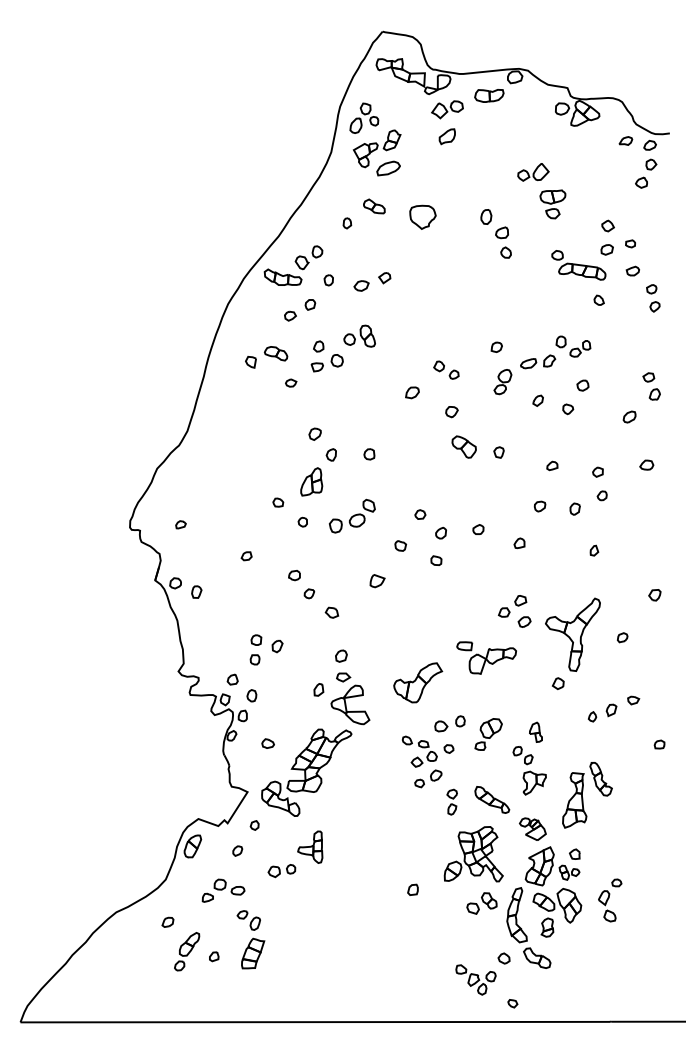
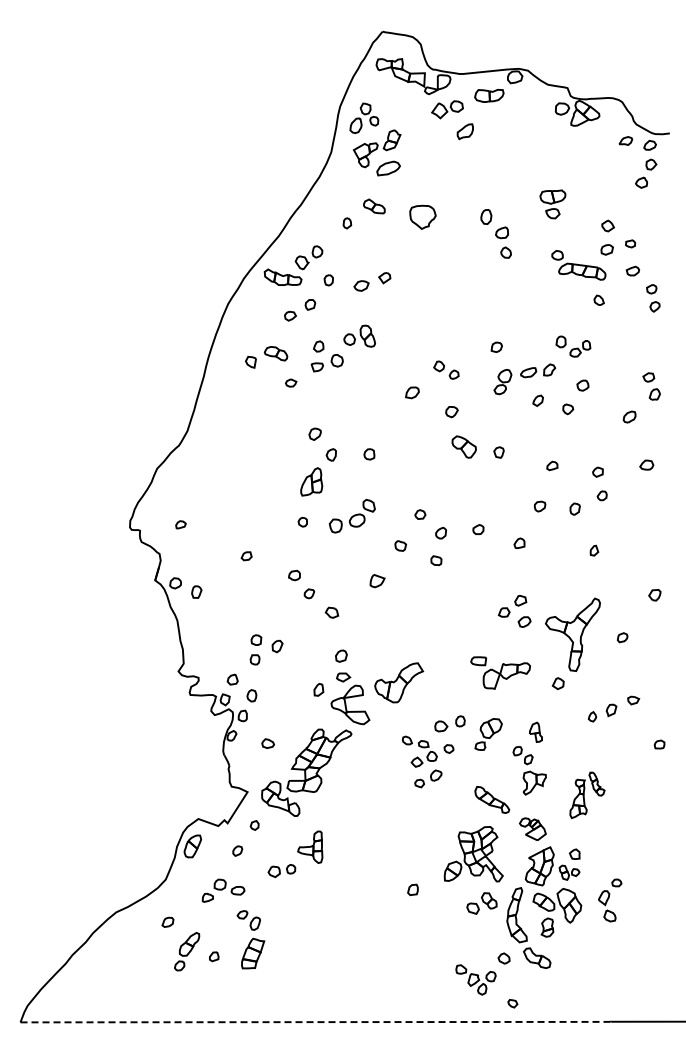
part position: (446, 136) -> (464, 131) (464, 131)
part: present -> none (533, 172)
part position: (538, 361) -> (538, 370) (538, 370)
part: present -> none (278, 502)
part position: (486, 657) -> (500, 672) (500, 672)
part position: (418, 682) -> (399, 682) (399, 682)
part size: 51x67 px -> 37x49 px (587, 795)
part: present -> none (451, 801)
line: solid -> dashed (316, 1022)
